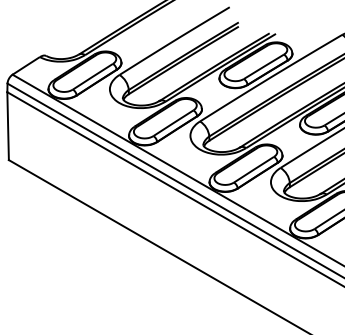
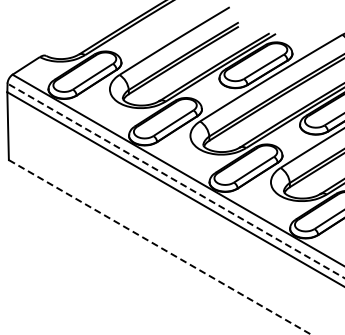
line: solid -> dashed (175, 180)
line: solid -> dashed (160, 247)
